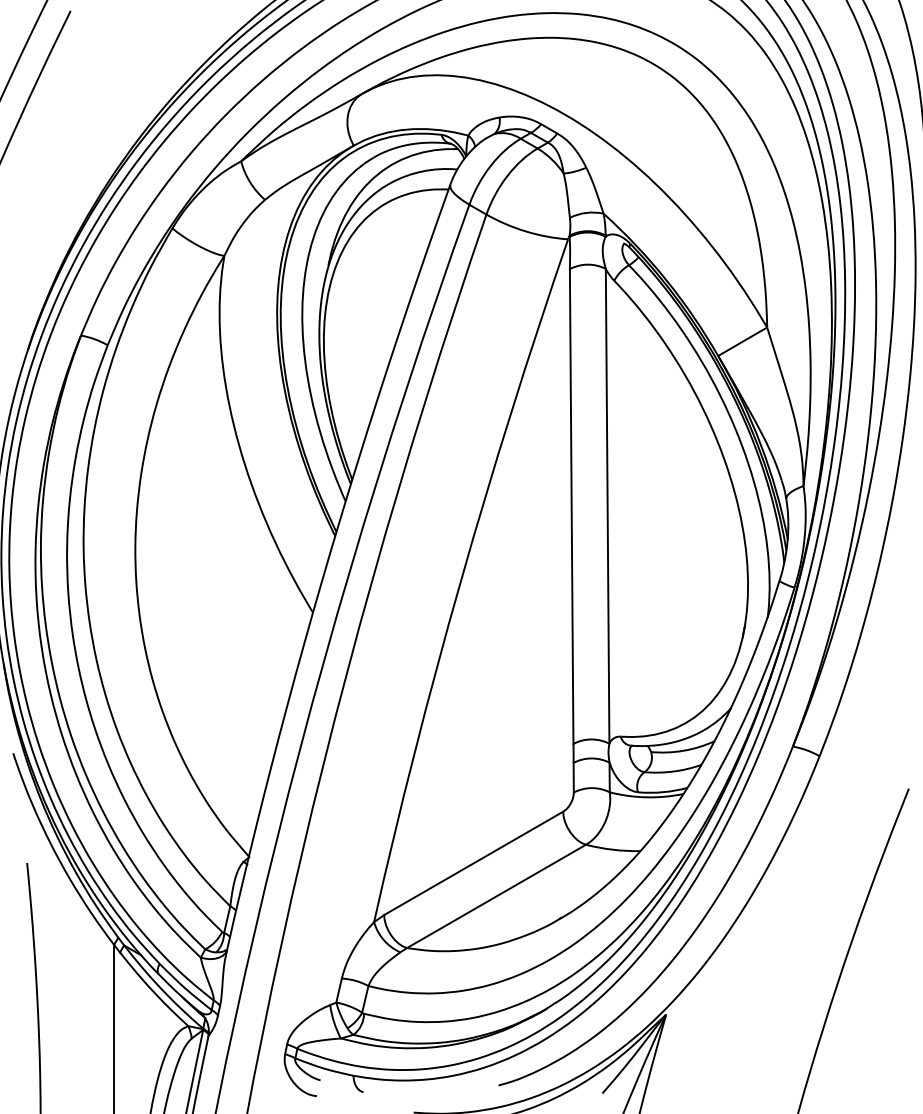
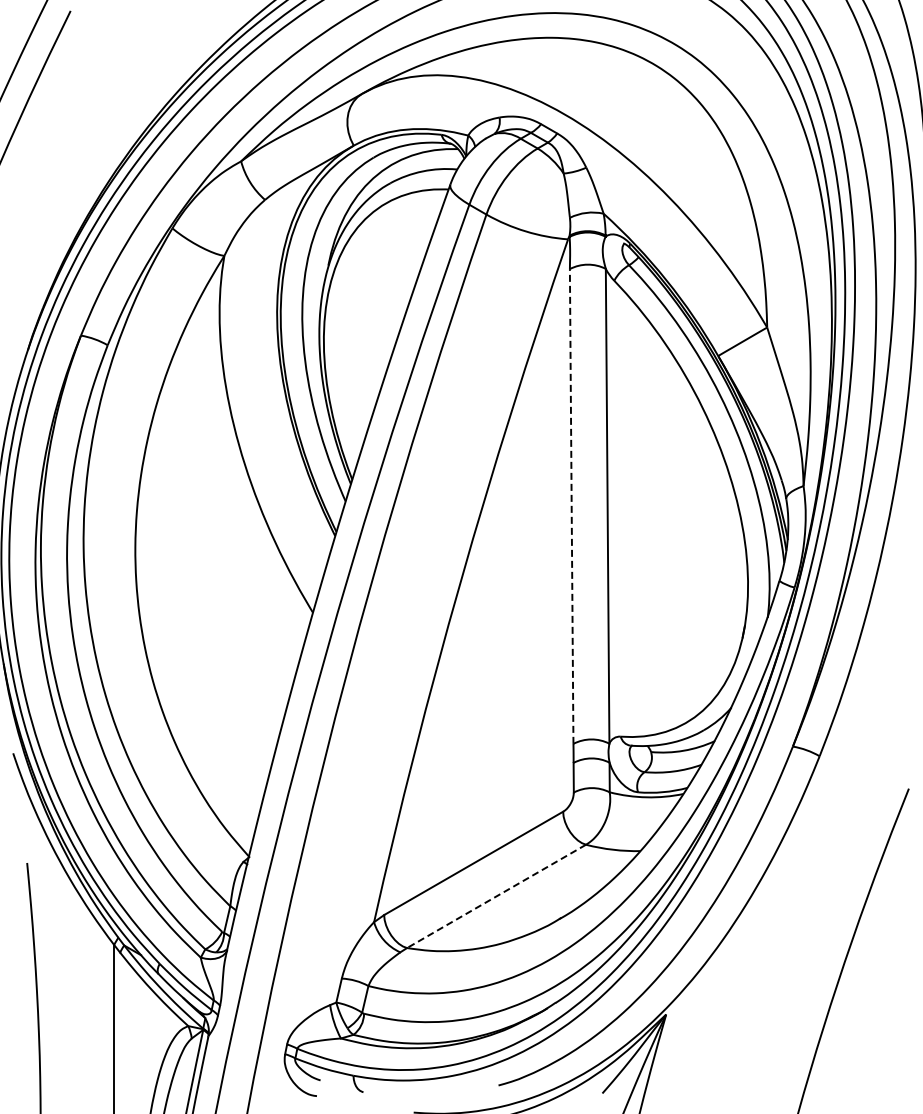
line: solid -> dashed (571, 505)
line: solid -> dashed (496, 896)
